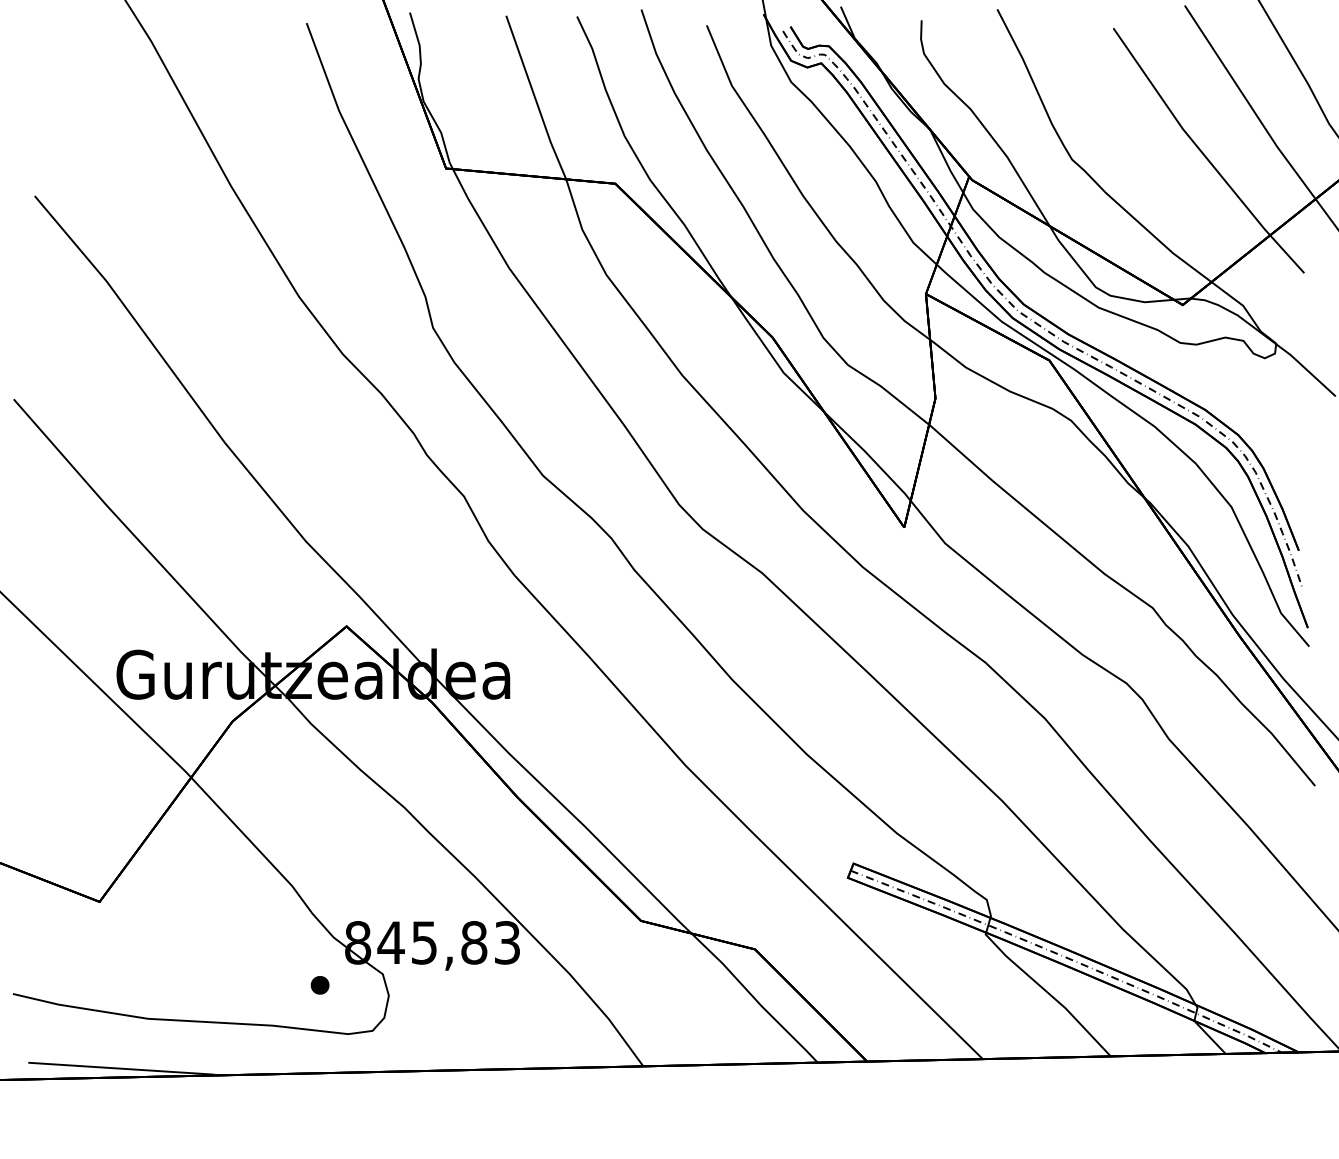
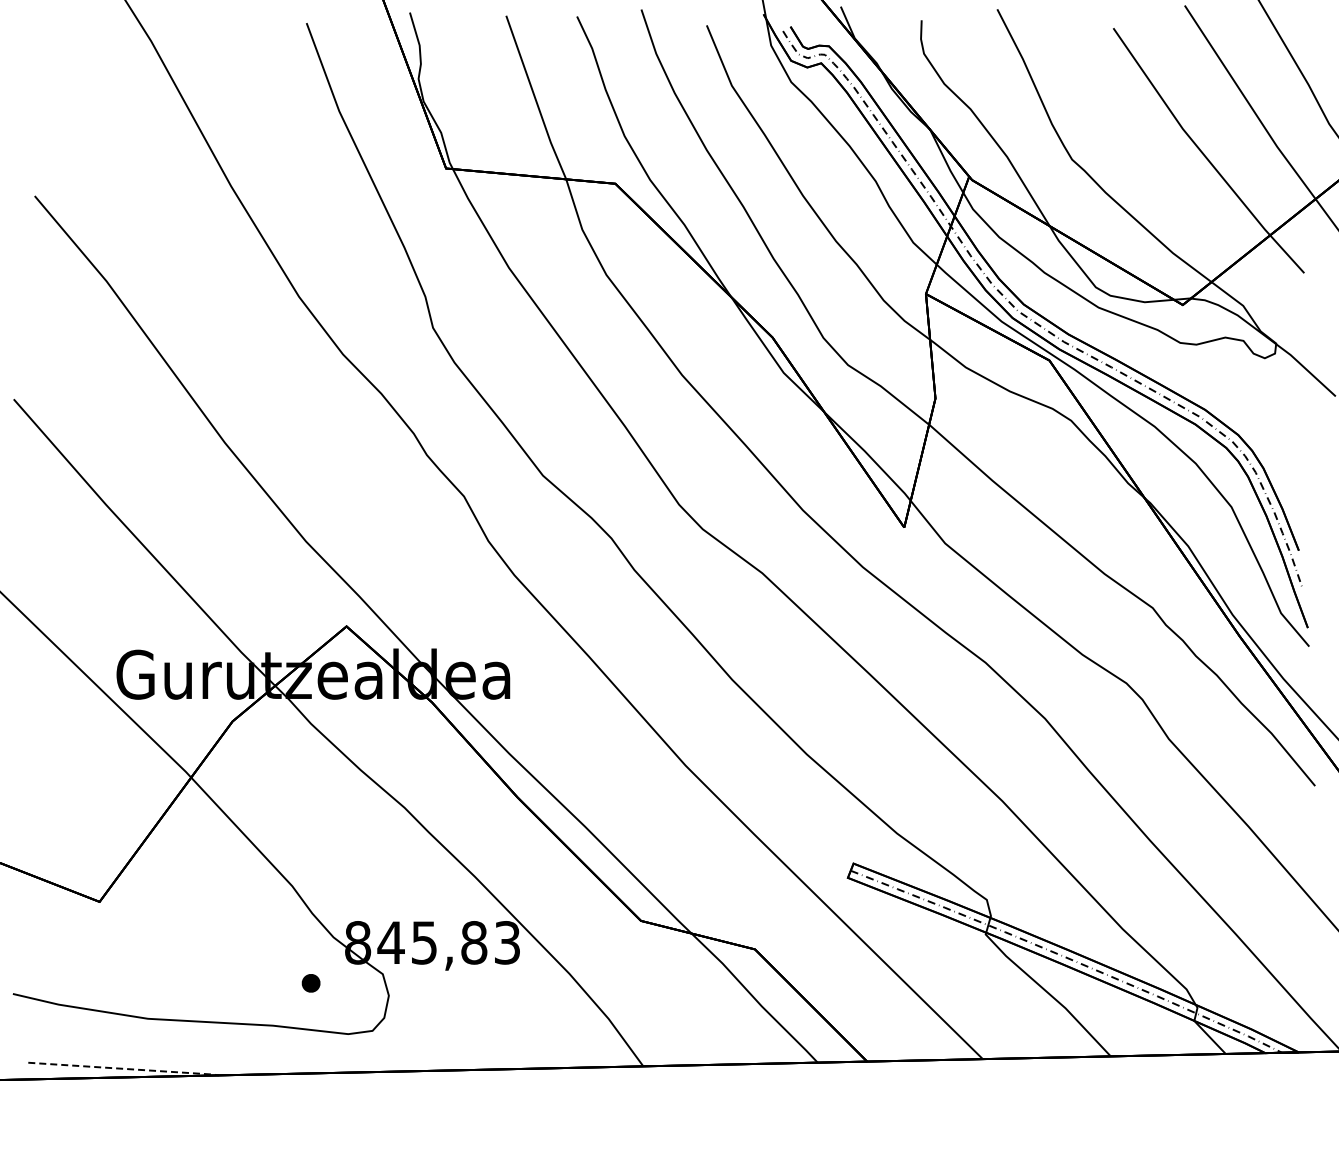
part position: (319, 985) -> (310, 983) (310, 983)
line: solid -> dashed (124, 1068)
